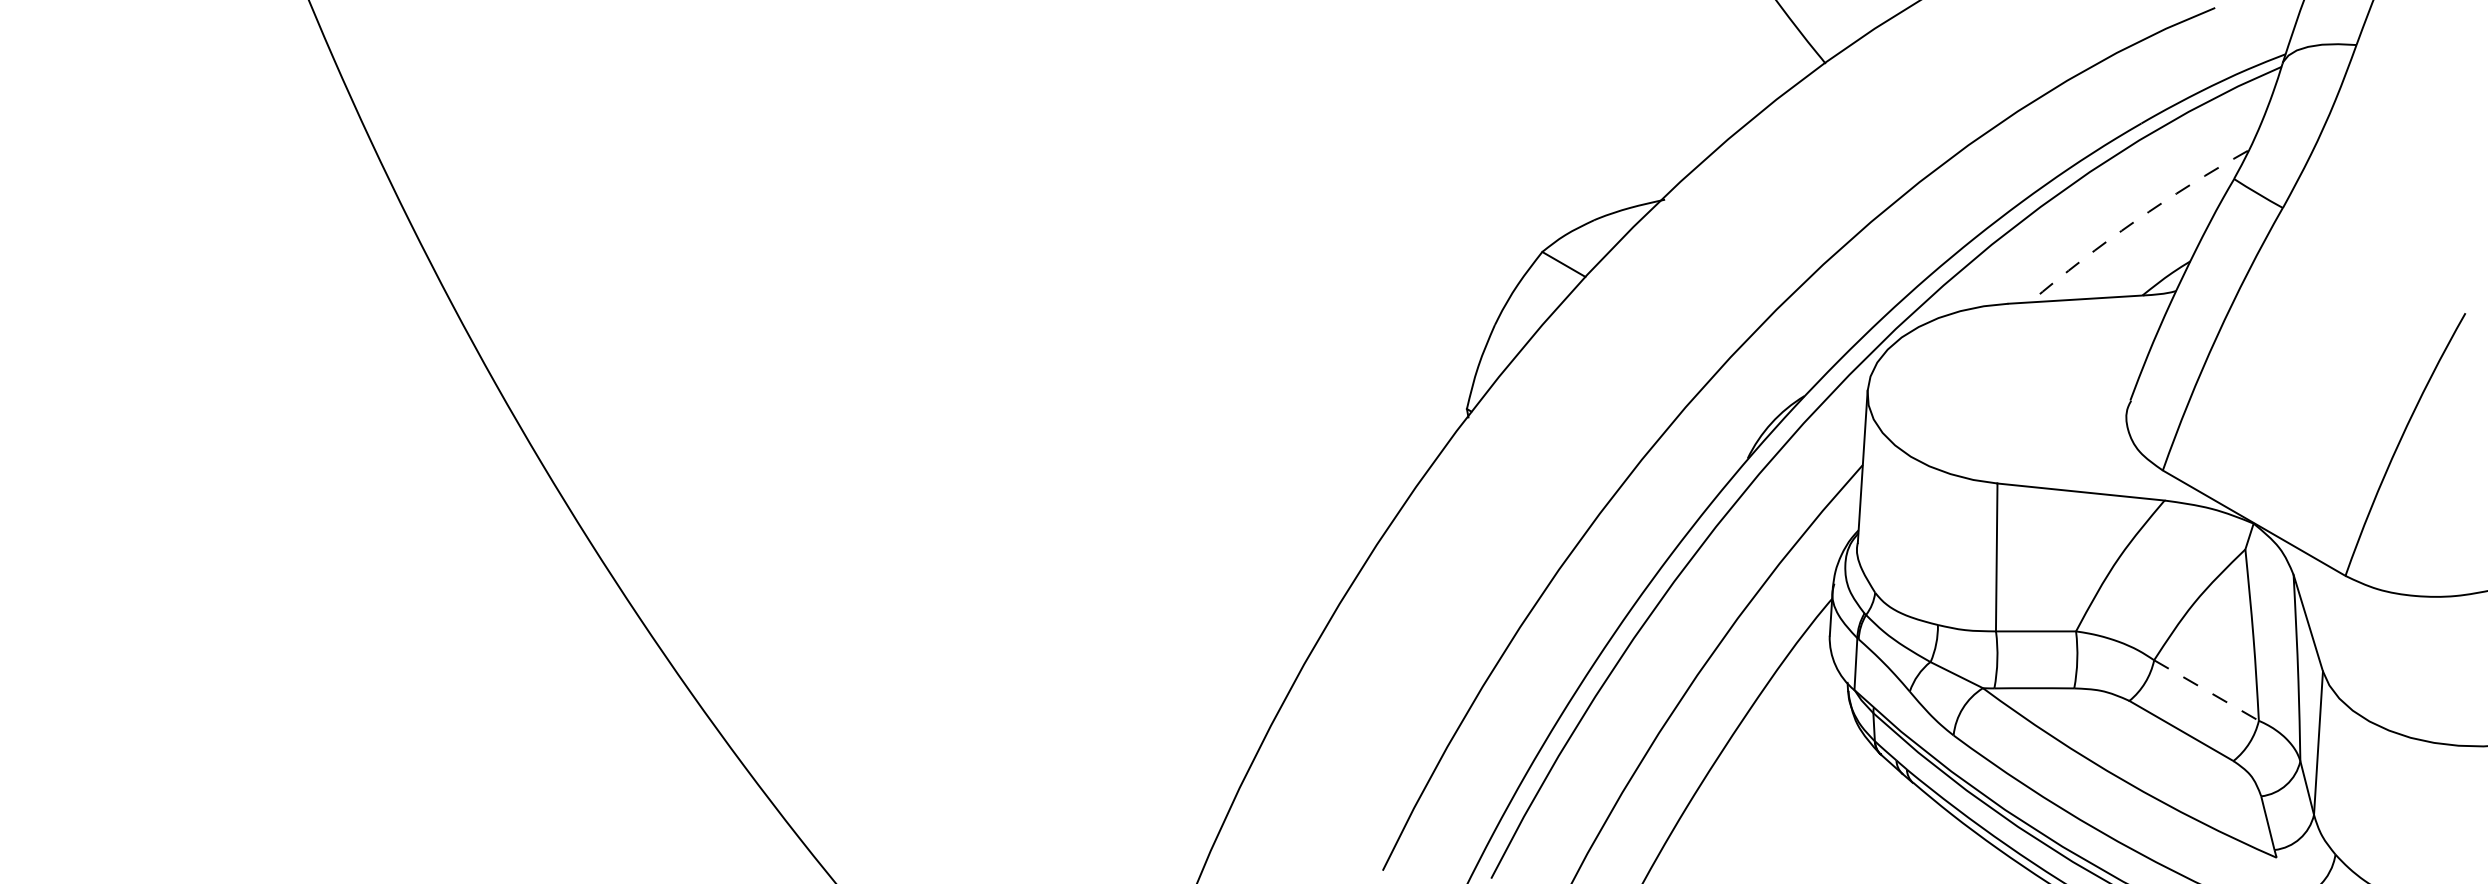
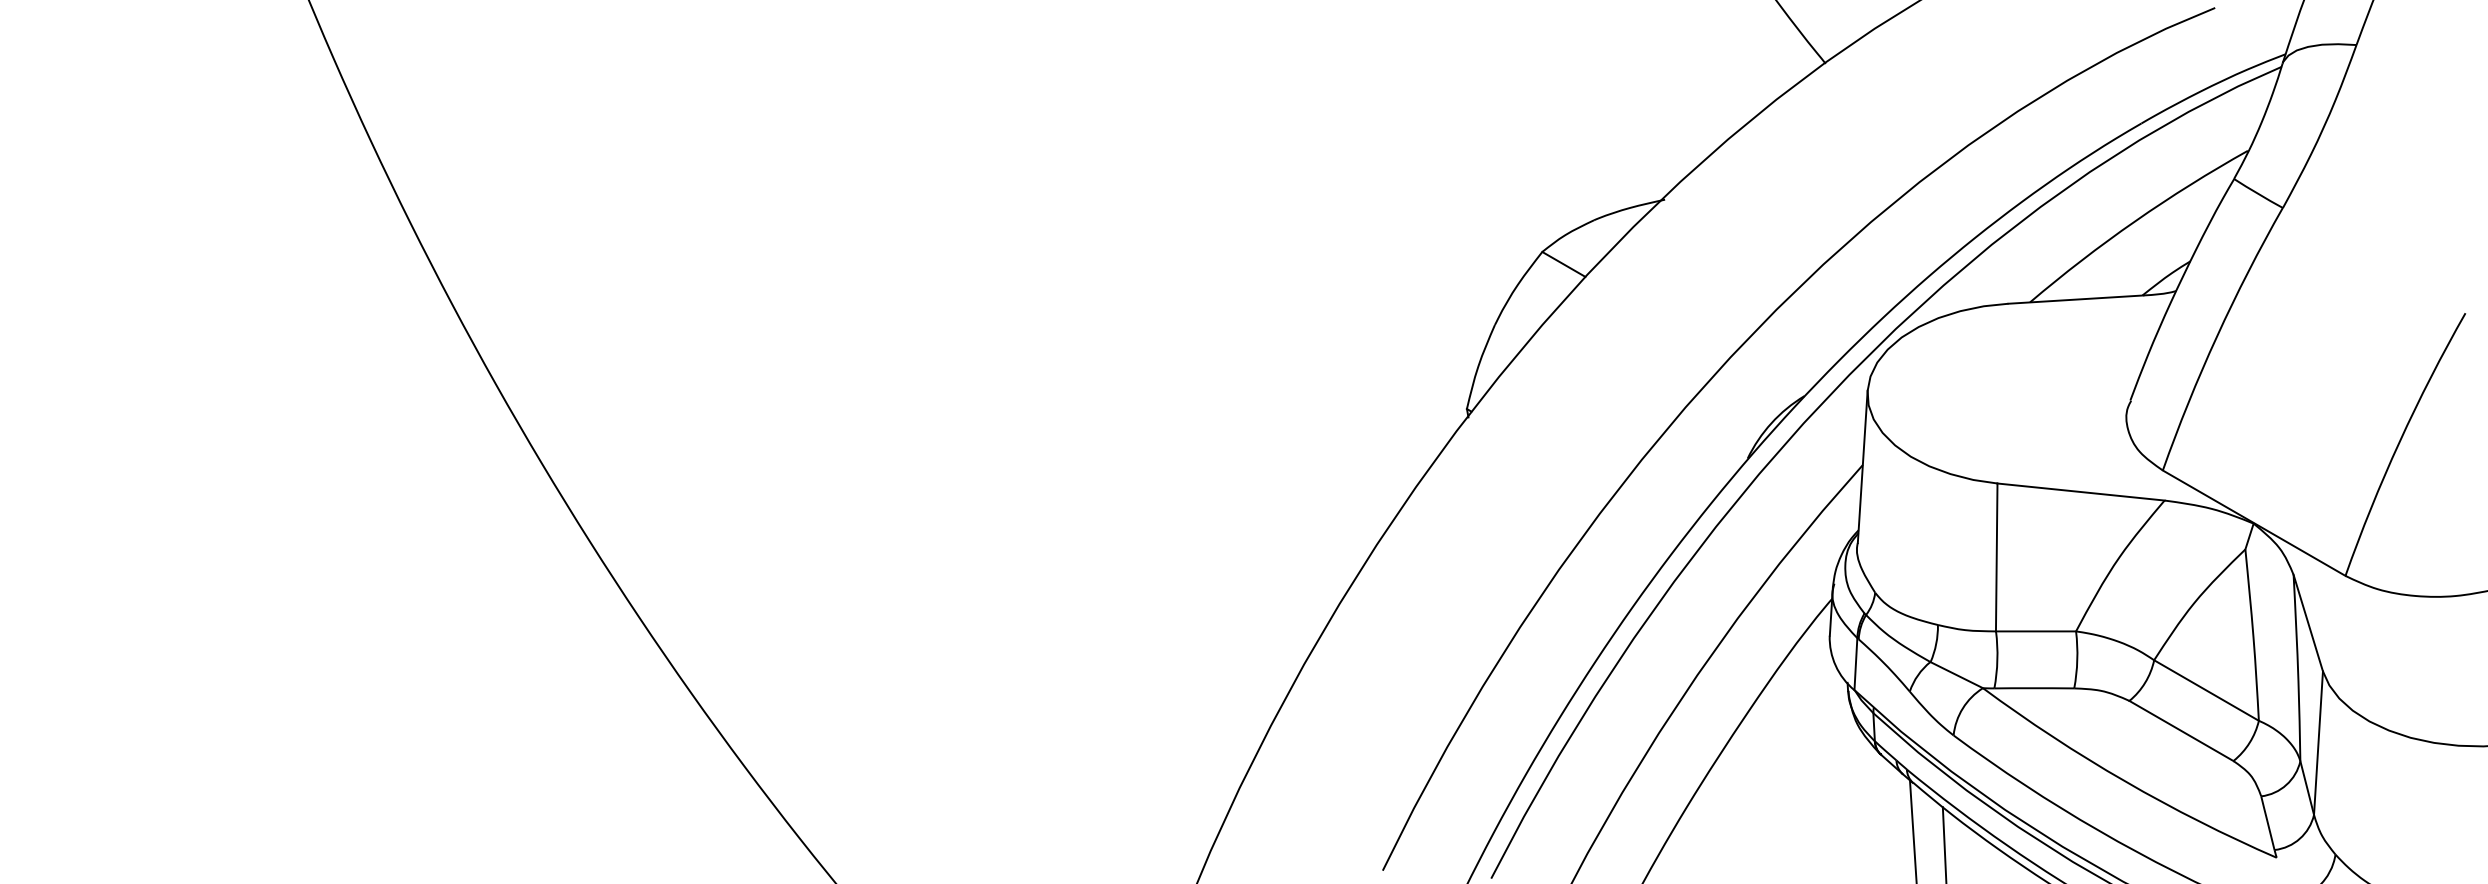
arc: dashed -> solid (2135, 221)
line: dashed -> solid (2206, 690)
line: none -> present (1912, 830)
line: none -> present (1944, 843)
